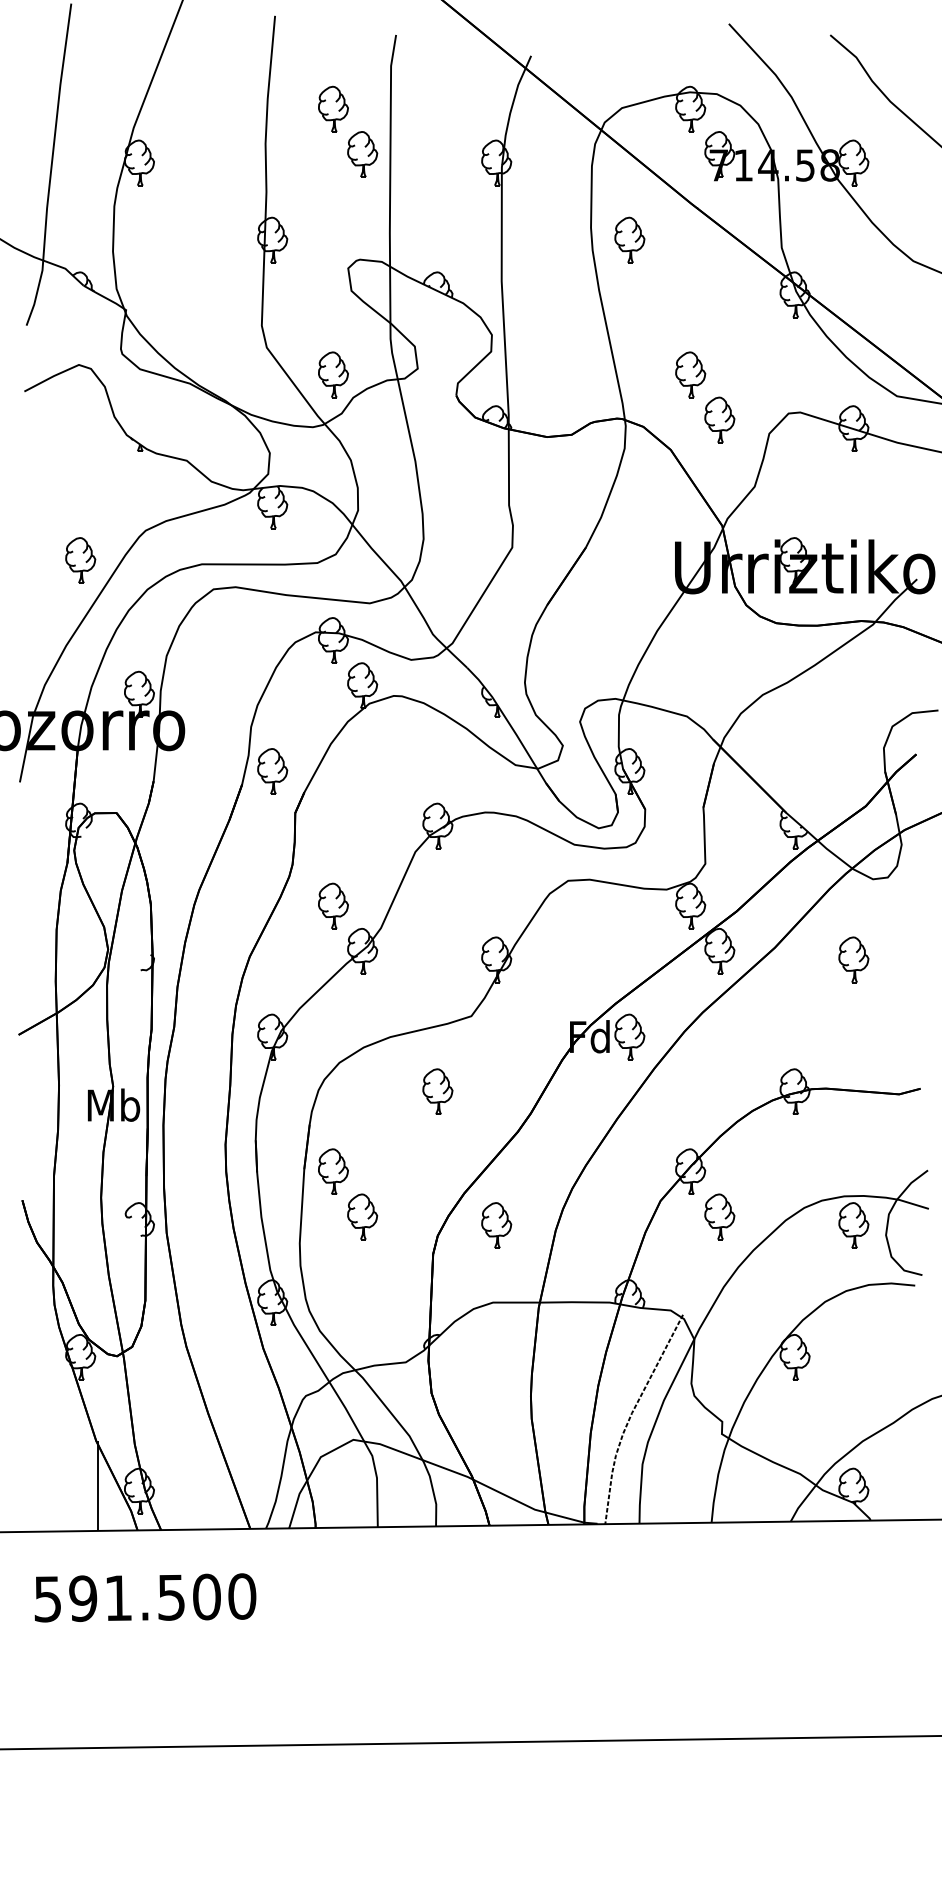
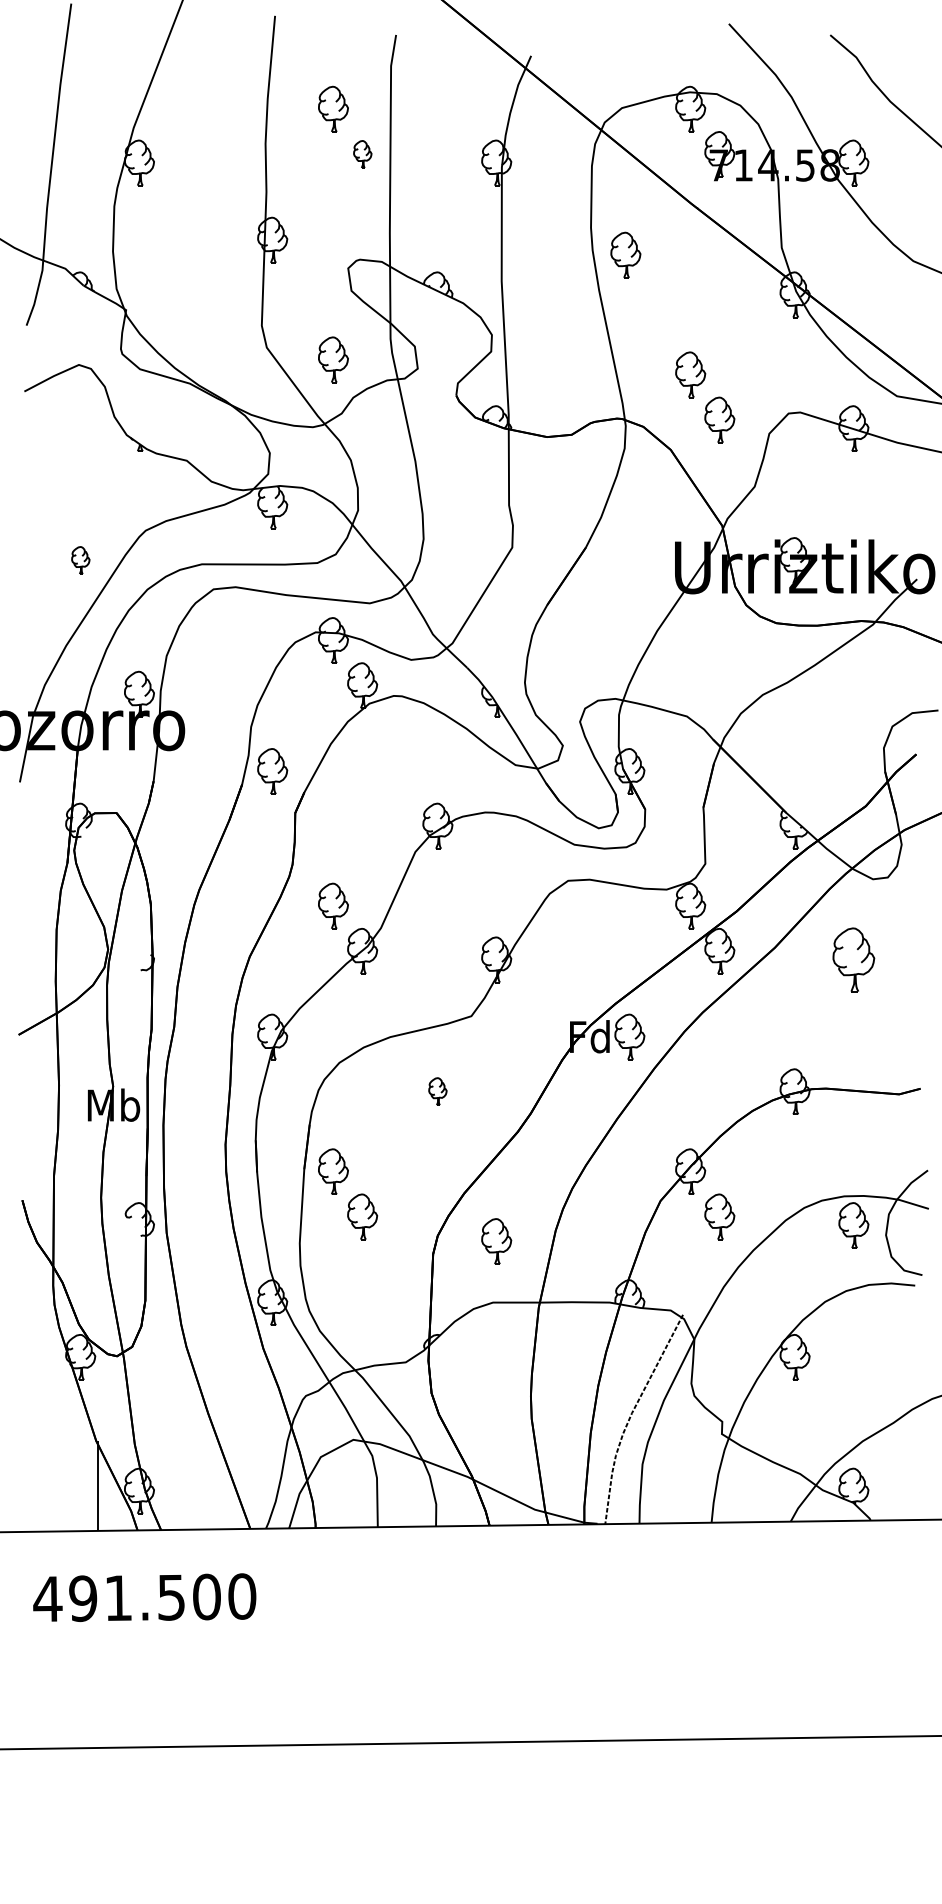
part size: 32x47 px -> 20x29 px (362, 154)
part position: (629, 239) -> (625, 254) (625, 254)
part position: (333, 374) -> (333, 359) (333, 359)
part size: 32x47 px -> 20x29 px (80, 560)
part size: 32x48 px -> 44x66 px (853, 959)
part size: 32x47 px -> 20x29 px (437, 1091)
part position: (496, 1225) -> (496, 1241) (496, 1241)
text: 591.500 -> 491.500 (47, 1599)
